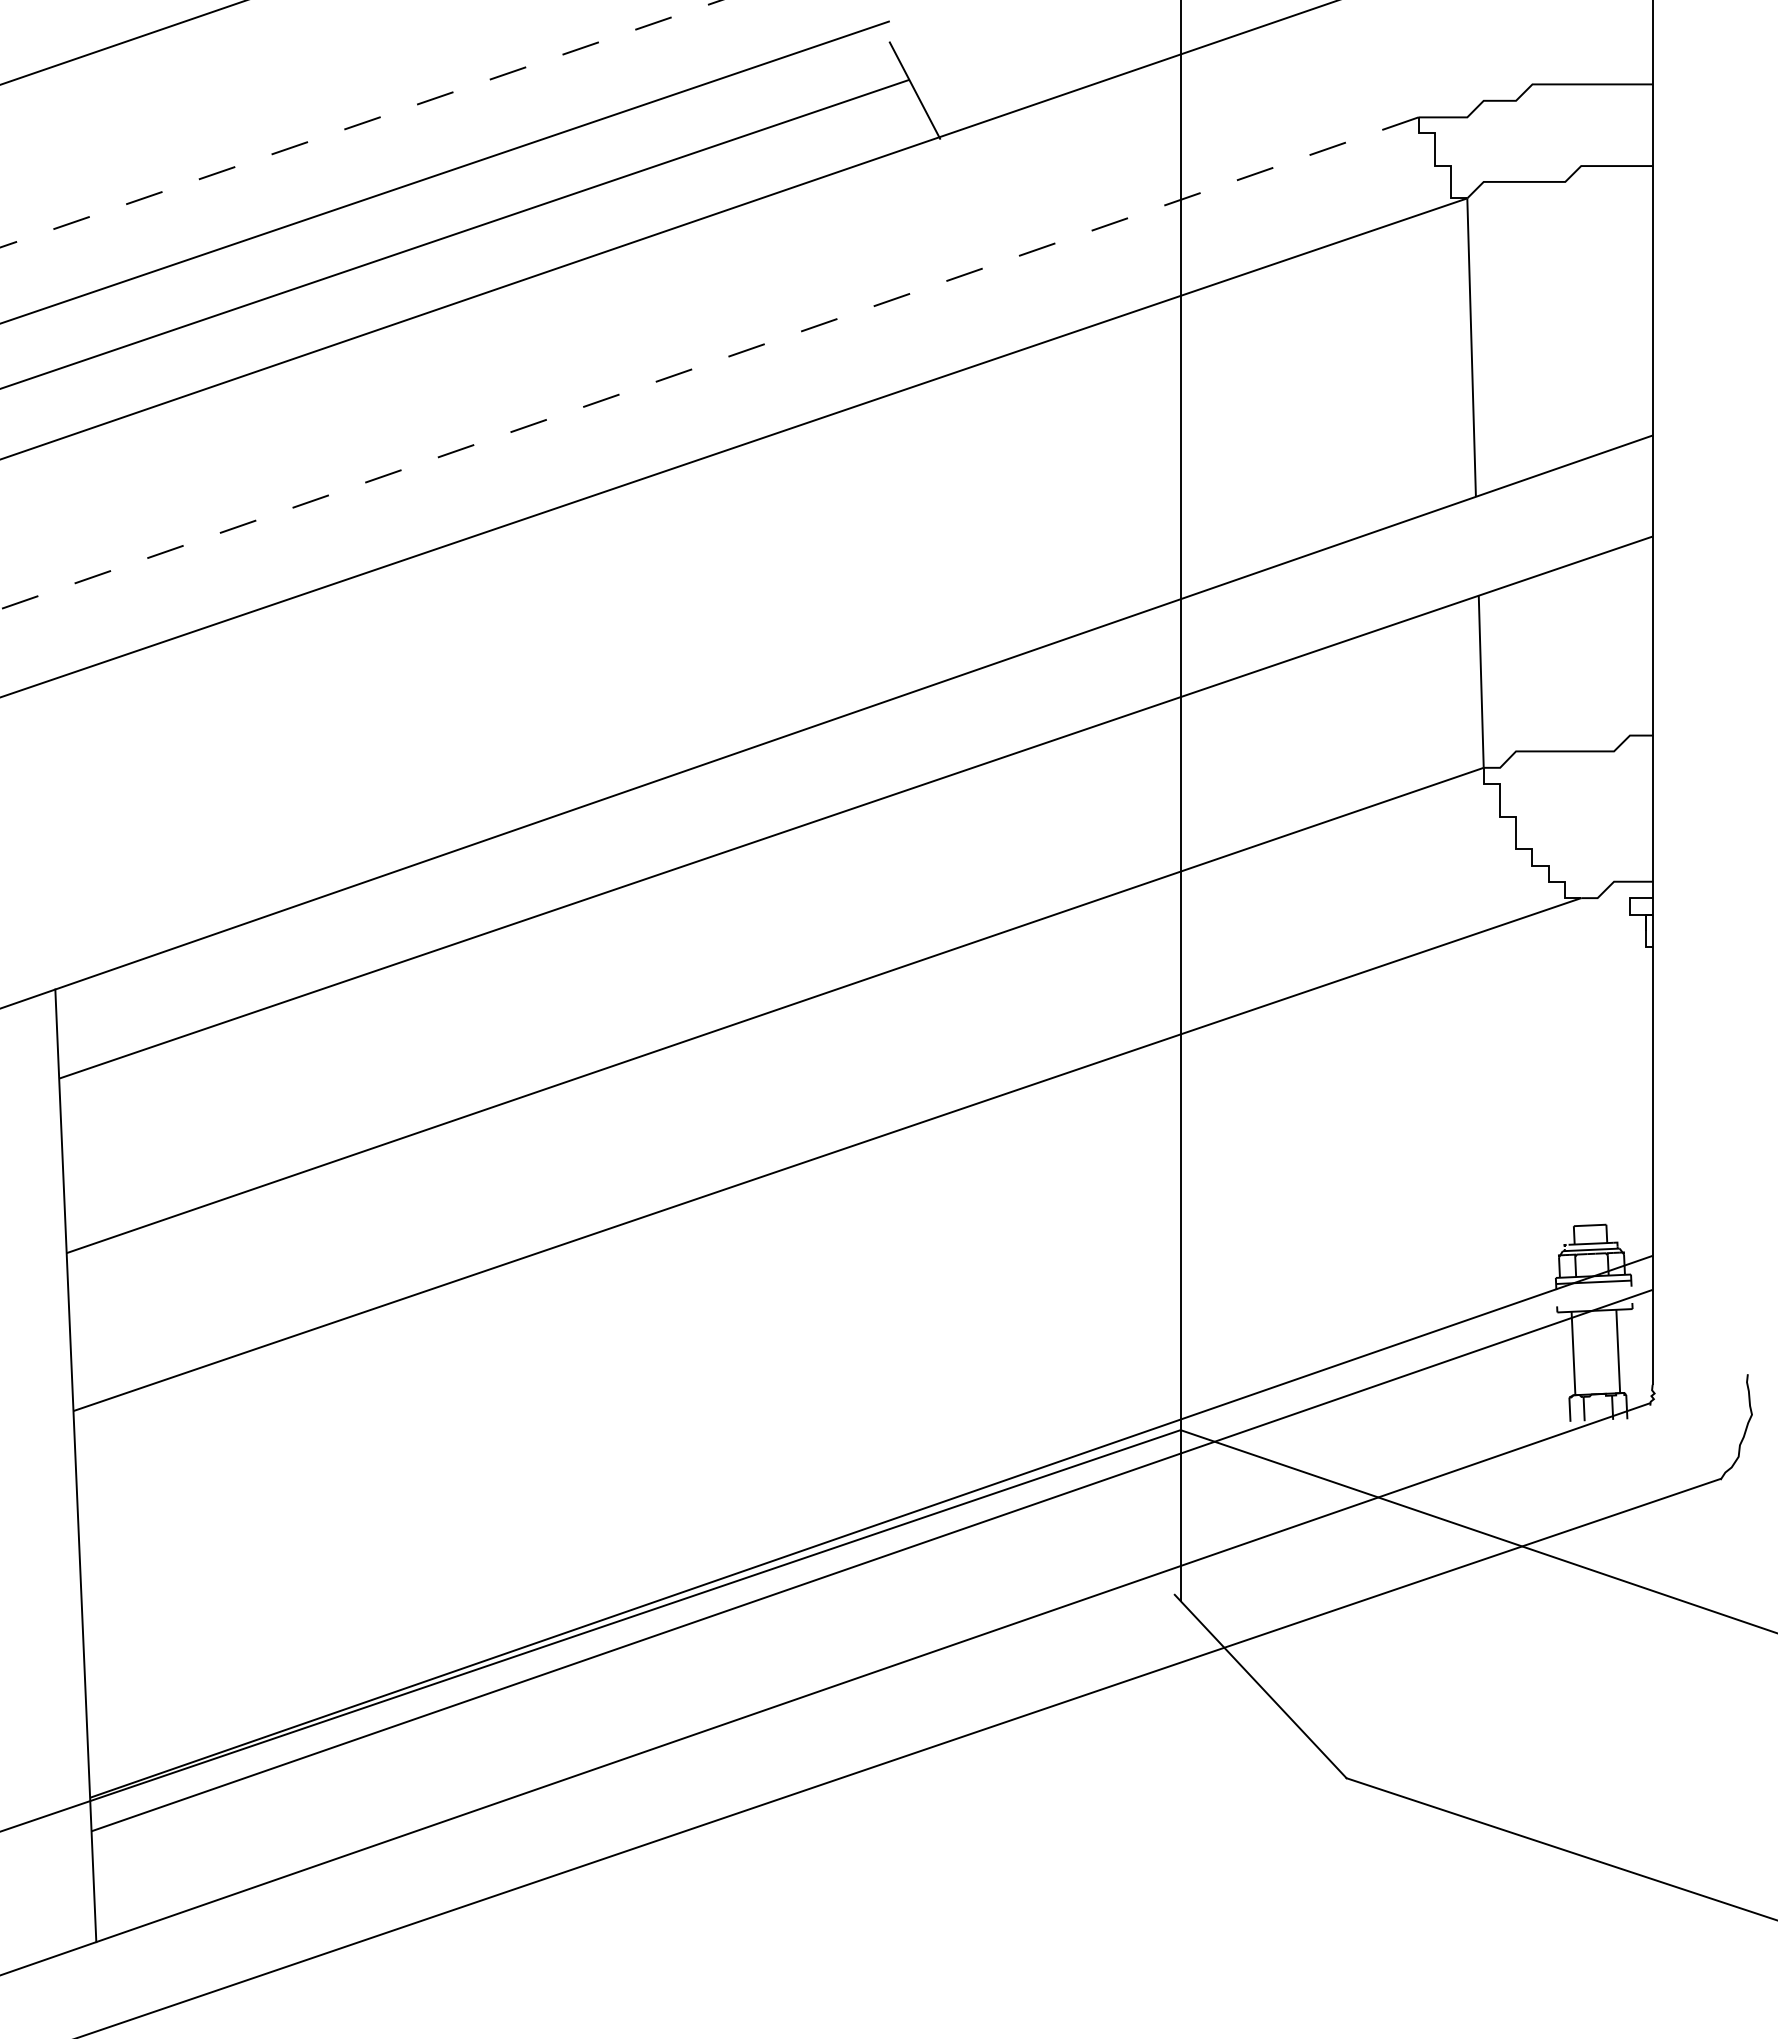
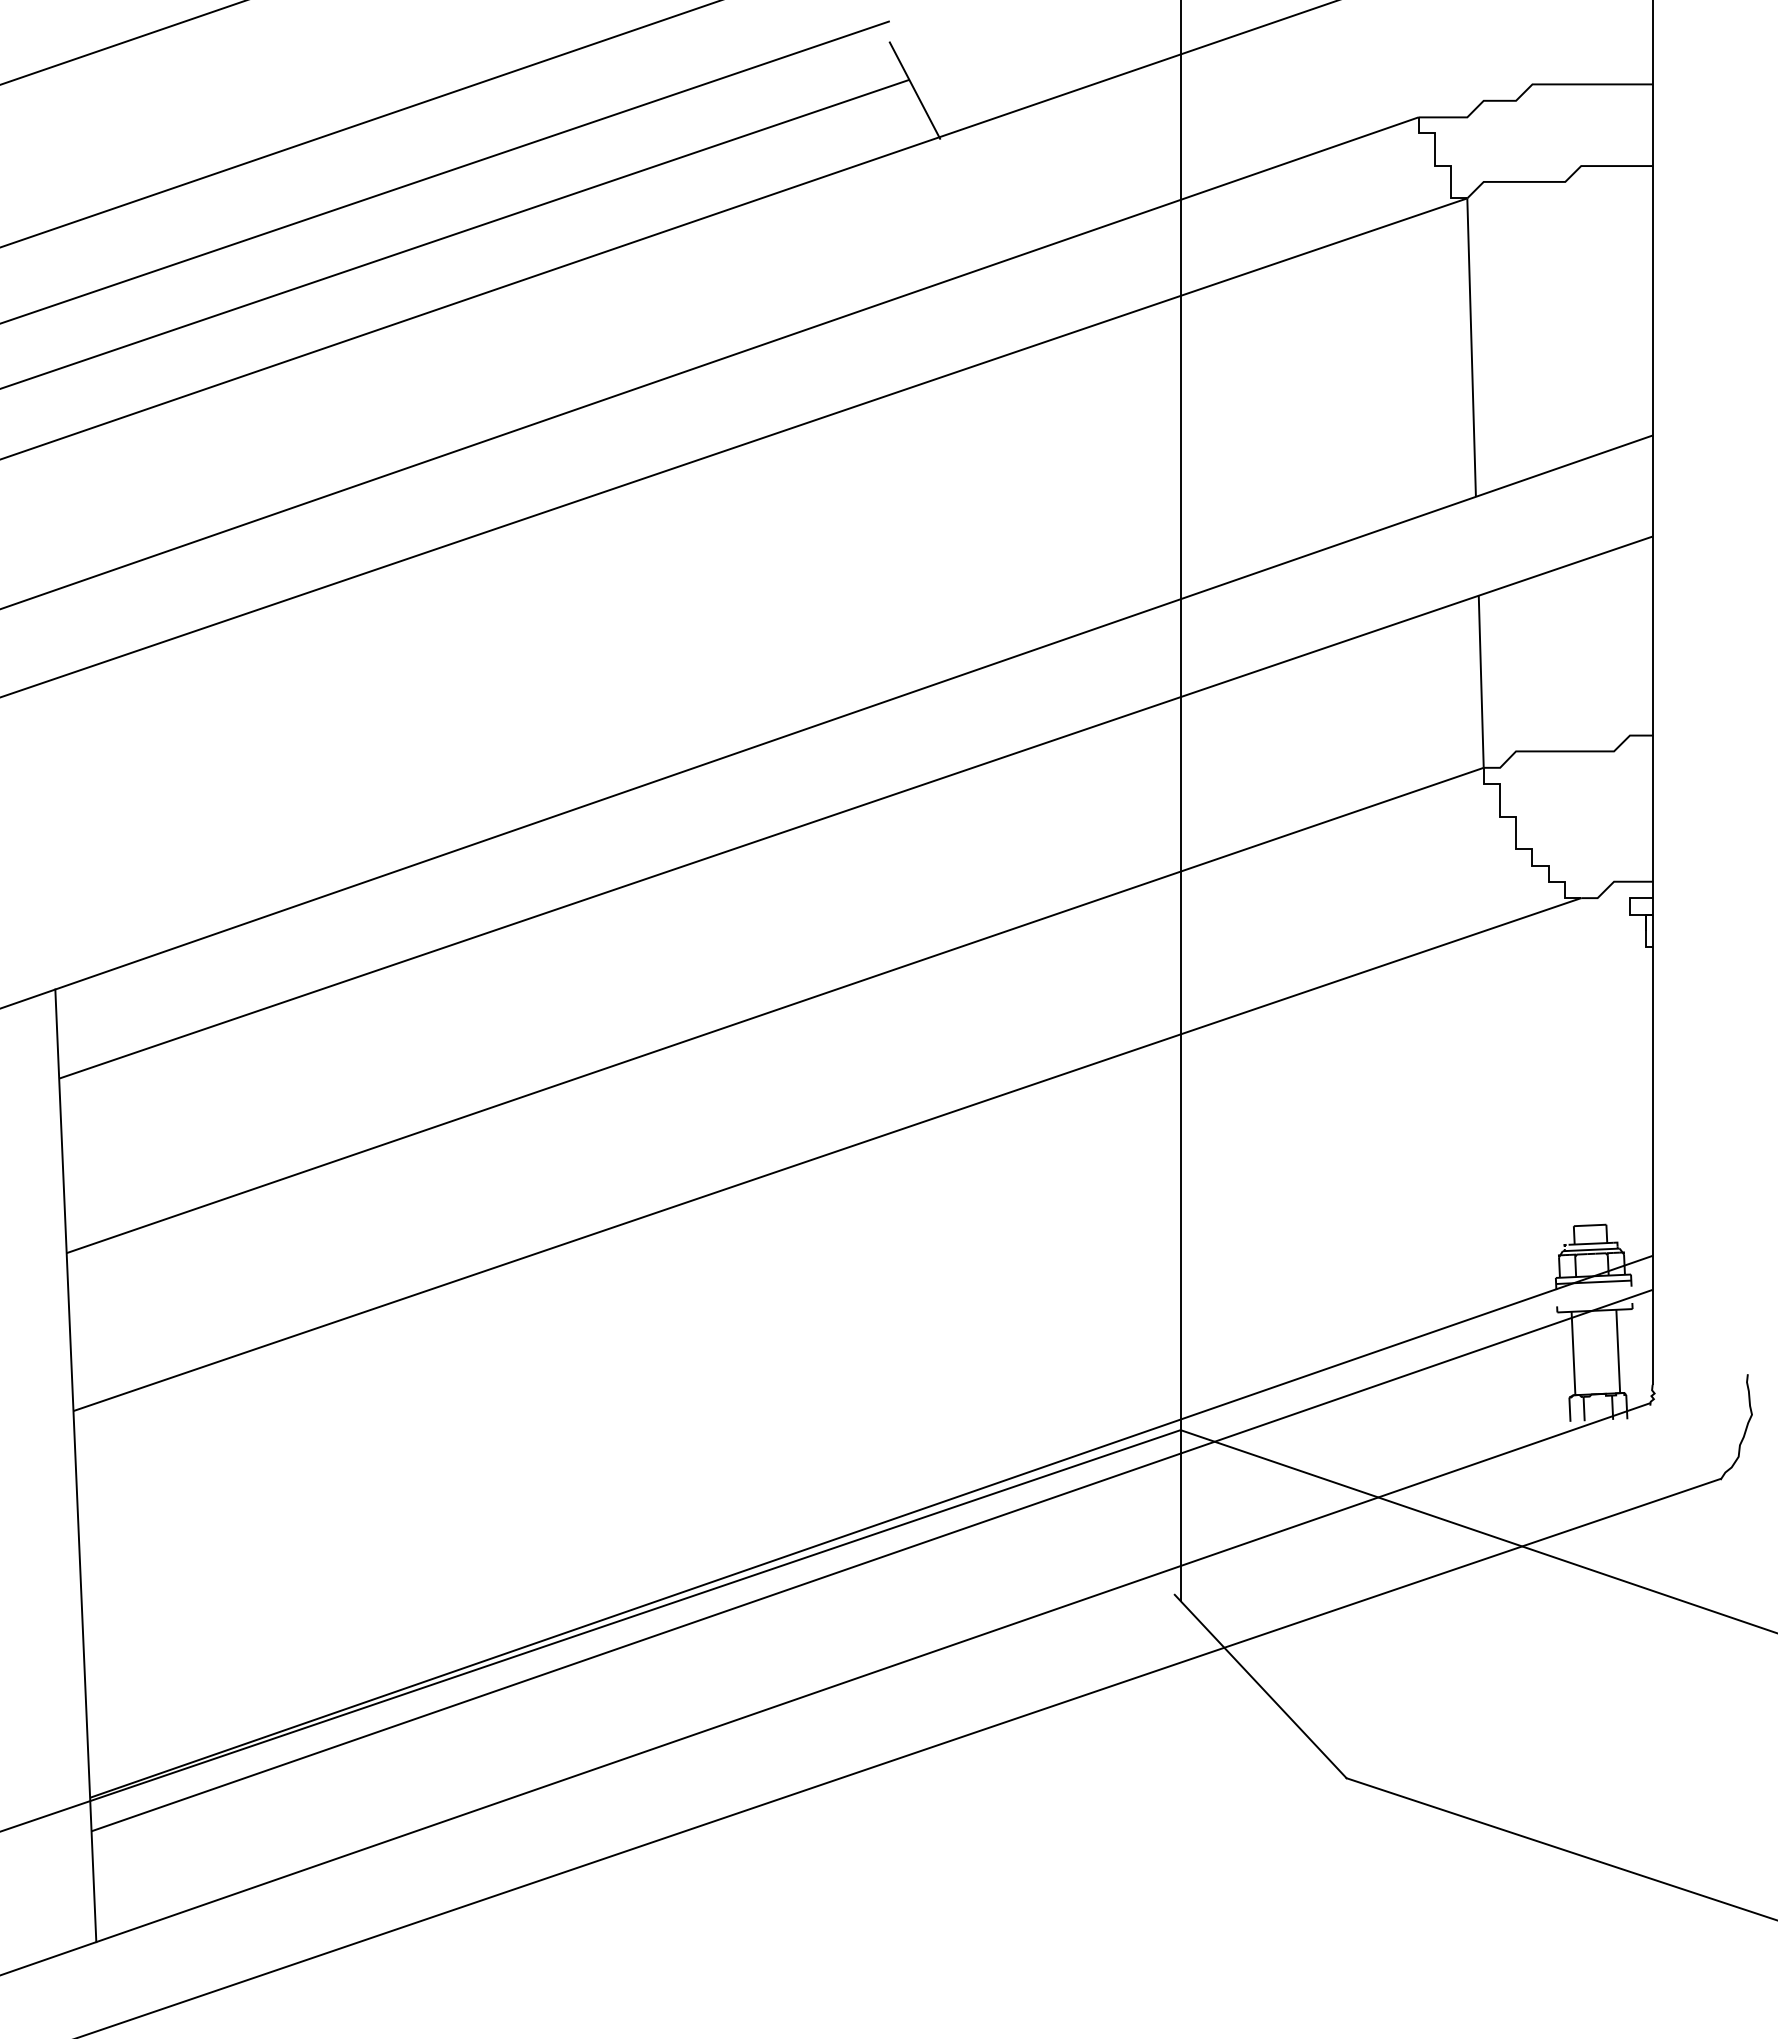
line: dashed -> solid (360, 124)
line: dashed -> solid (709, 363)
